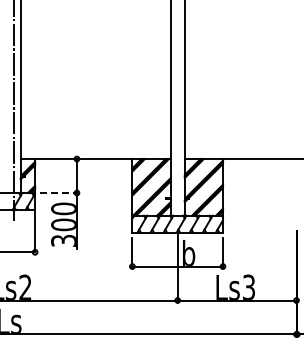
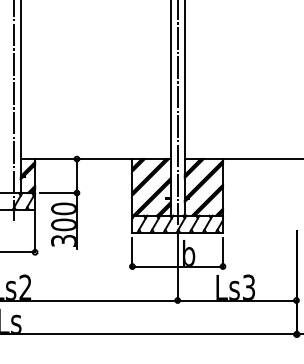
line: none -> present (177, 113)
line: dashed -> solid (58, 193)
